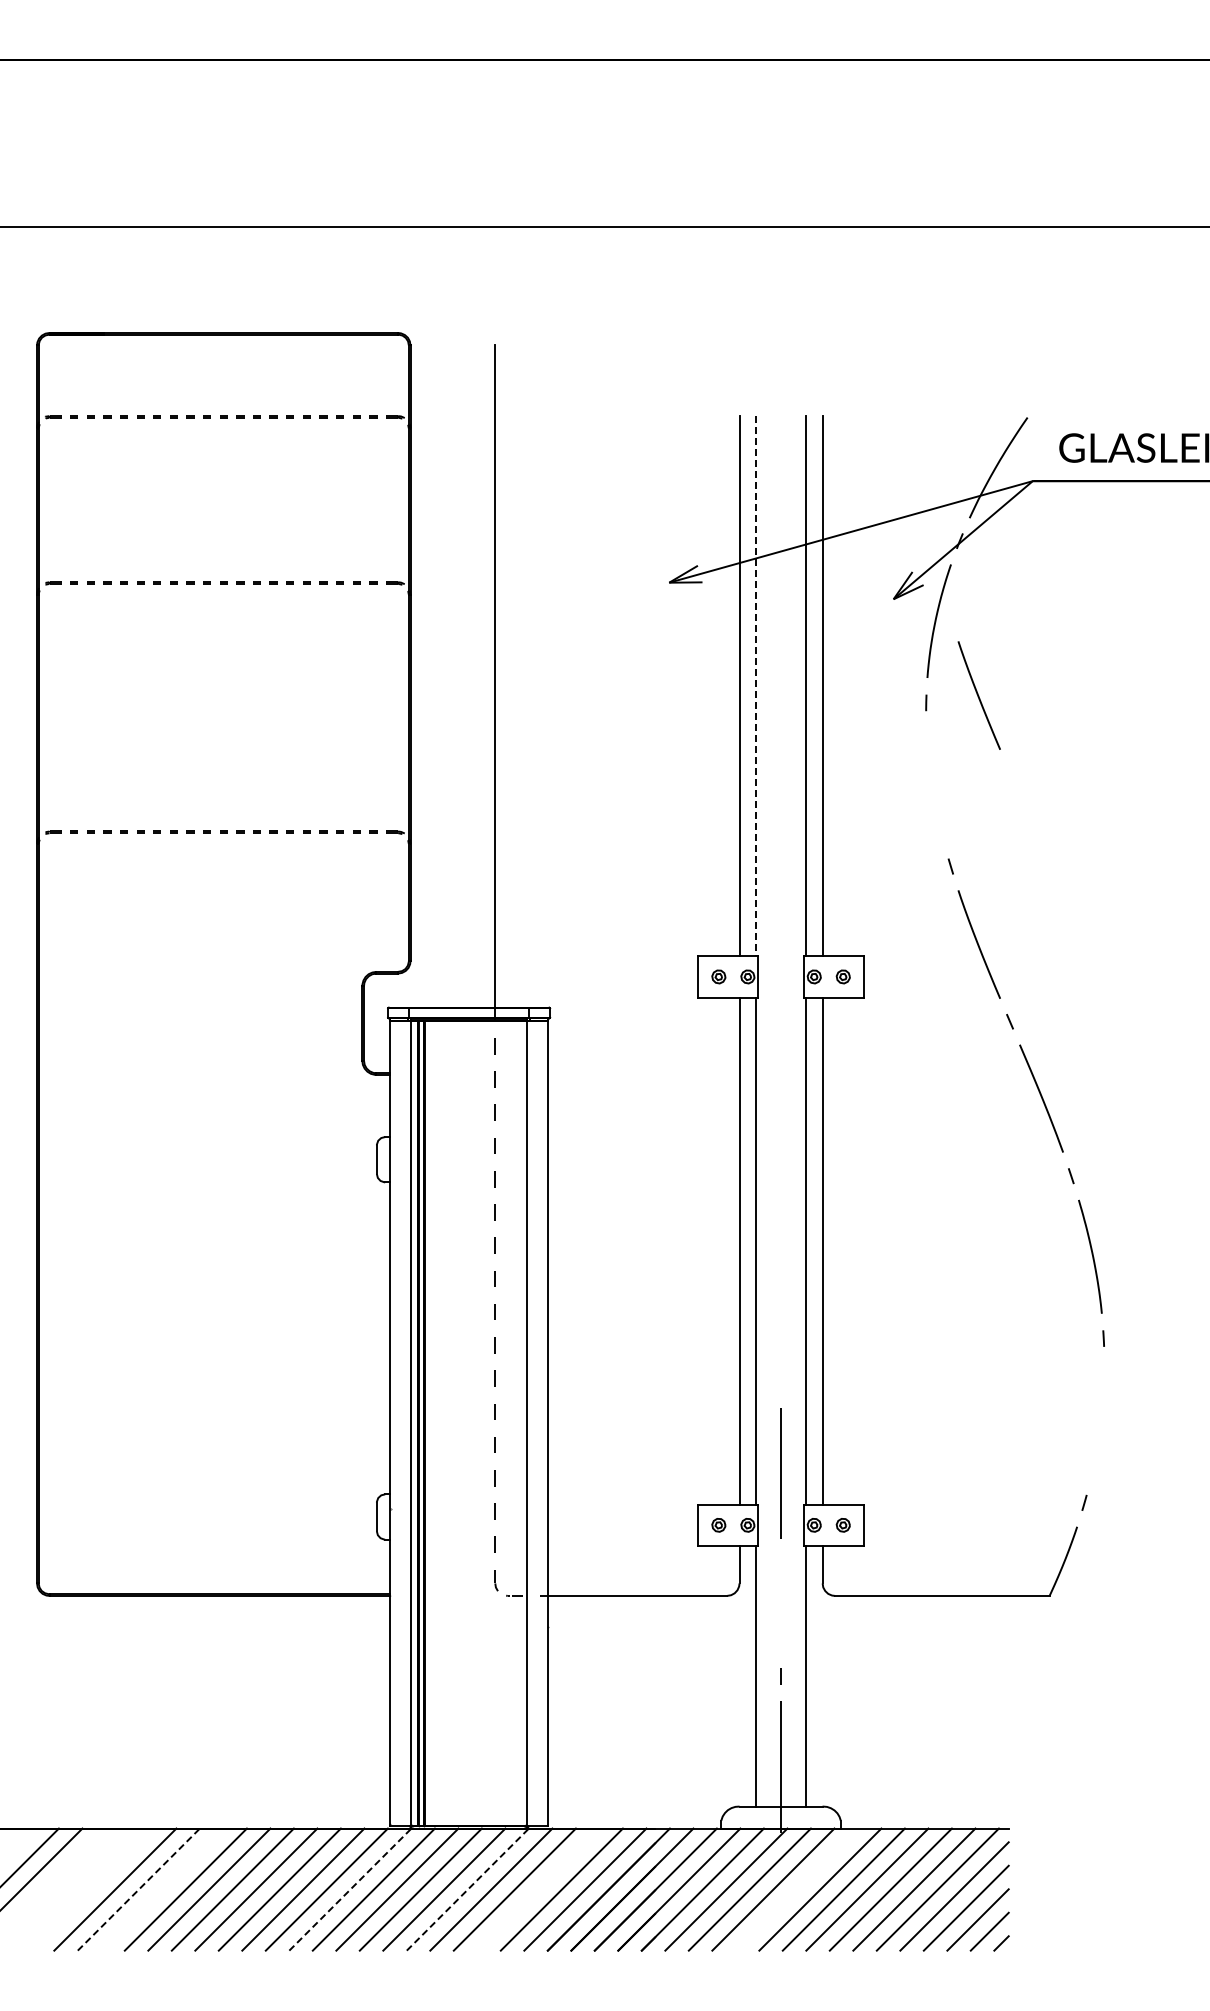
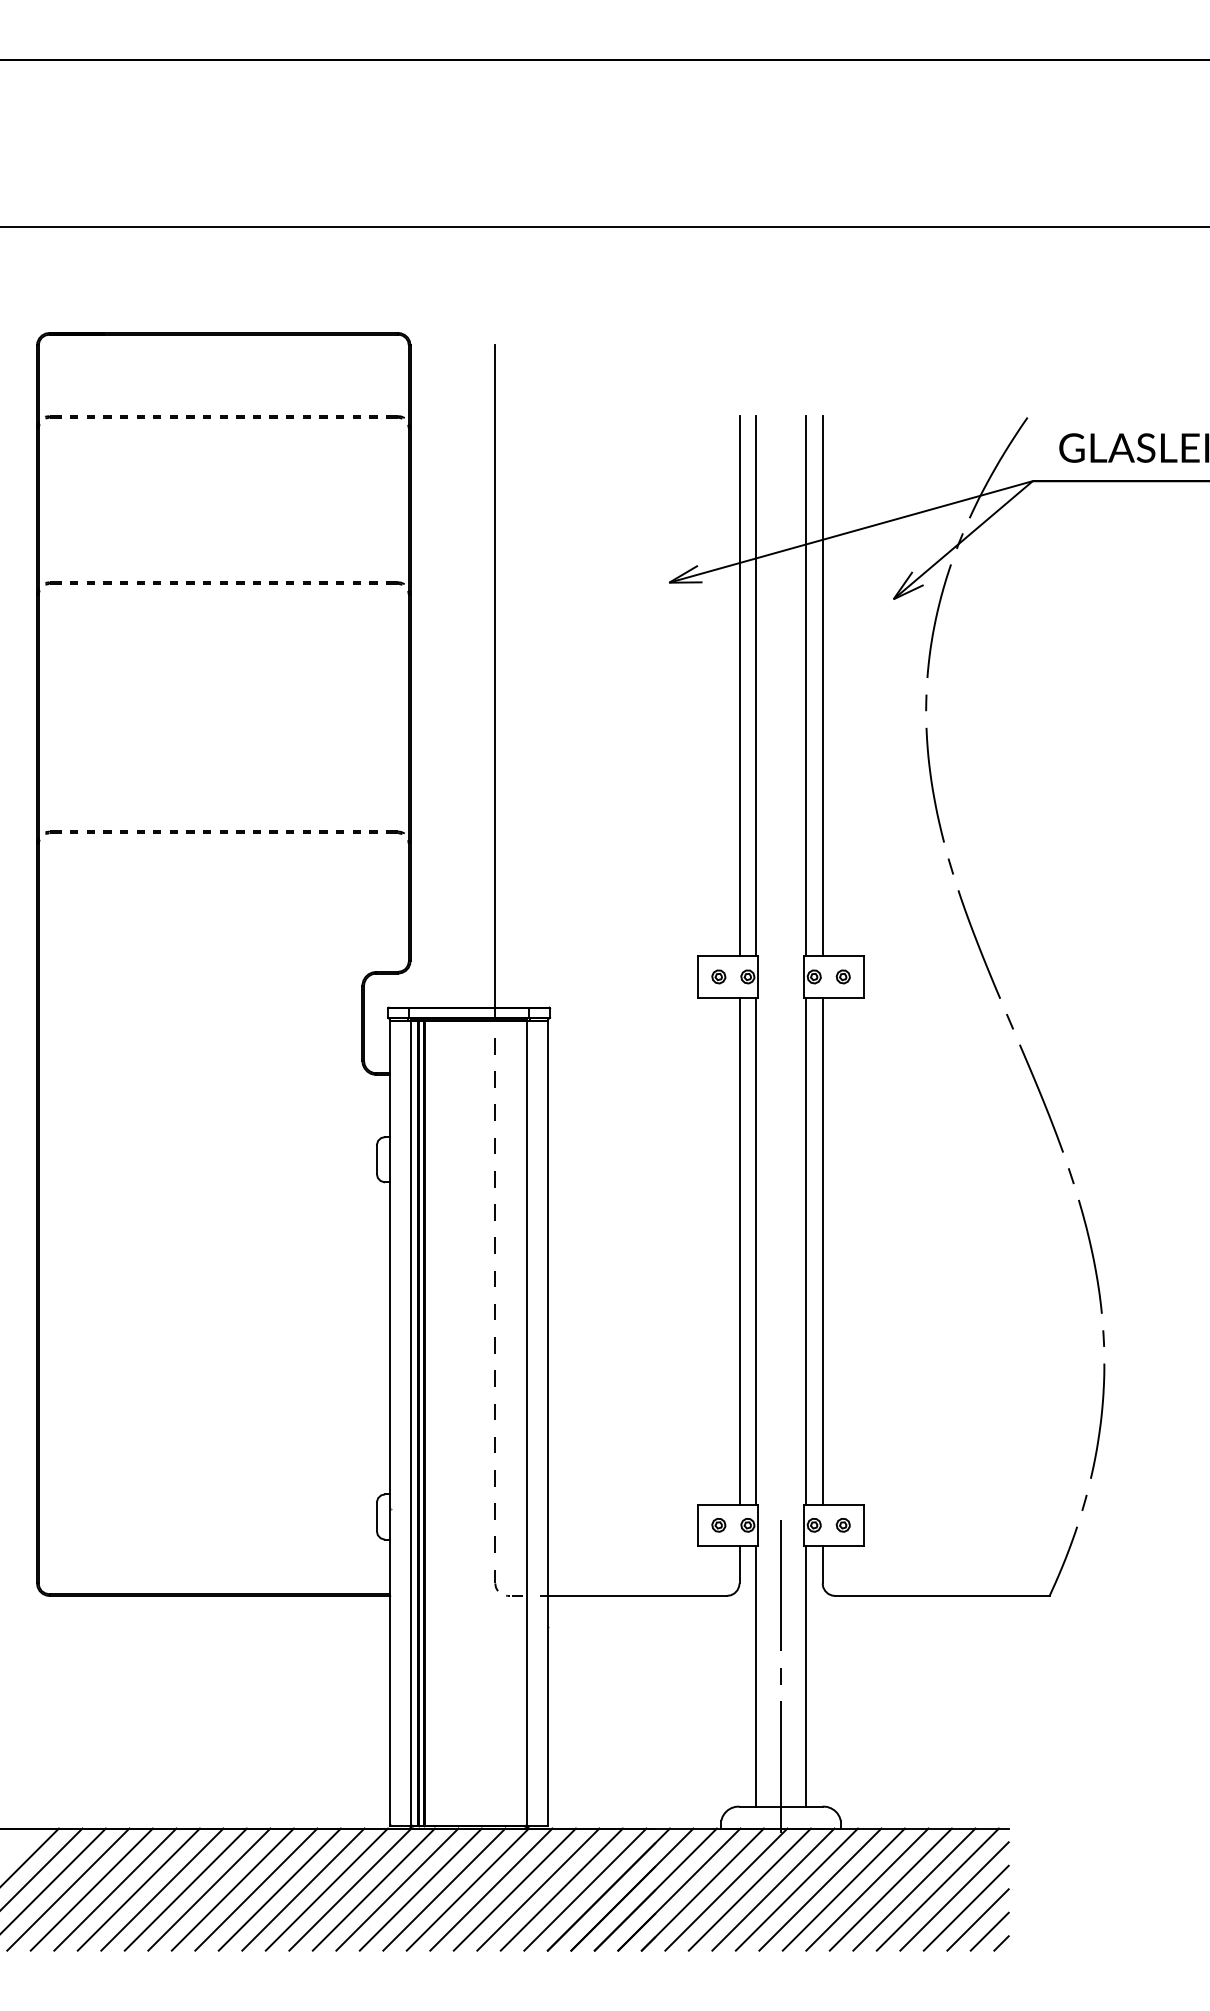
line: dashed -> solid (756, 686)
curve: present -> none (978, 695)
curve: none -> present (932, 784)
curve: none -> present (1100, 1420)
line position: (780, 1473) -> (780, 1585) (780, 1585)
line: none -> present (53, 1880)
line: none -> present (68, 1889)
line: none -> present (91, 1889)
line: dashed -> solid (139, 1889)
line: none -> present (162, 1889)
line: dashed -> solid (350, 1889)
line: dashed -> solid (468, 1889)
line: none -> present (538, 1889)
line: none -> present (796, 1889)
